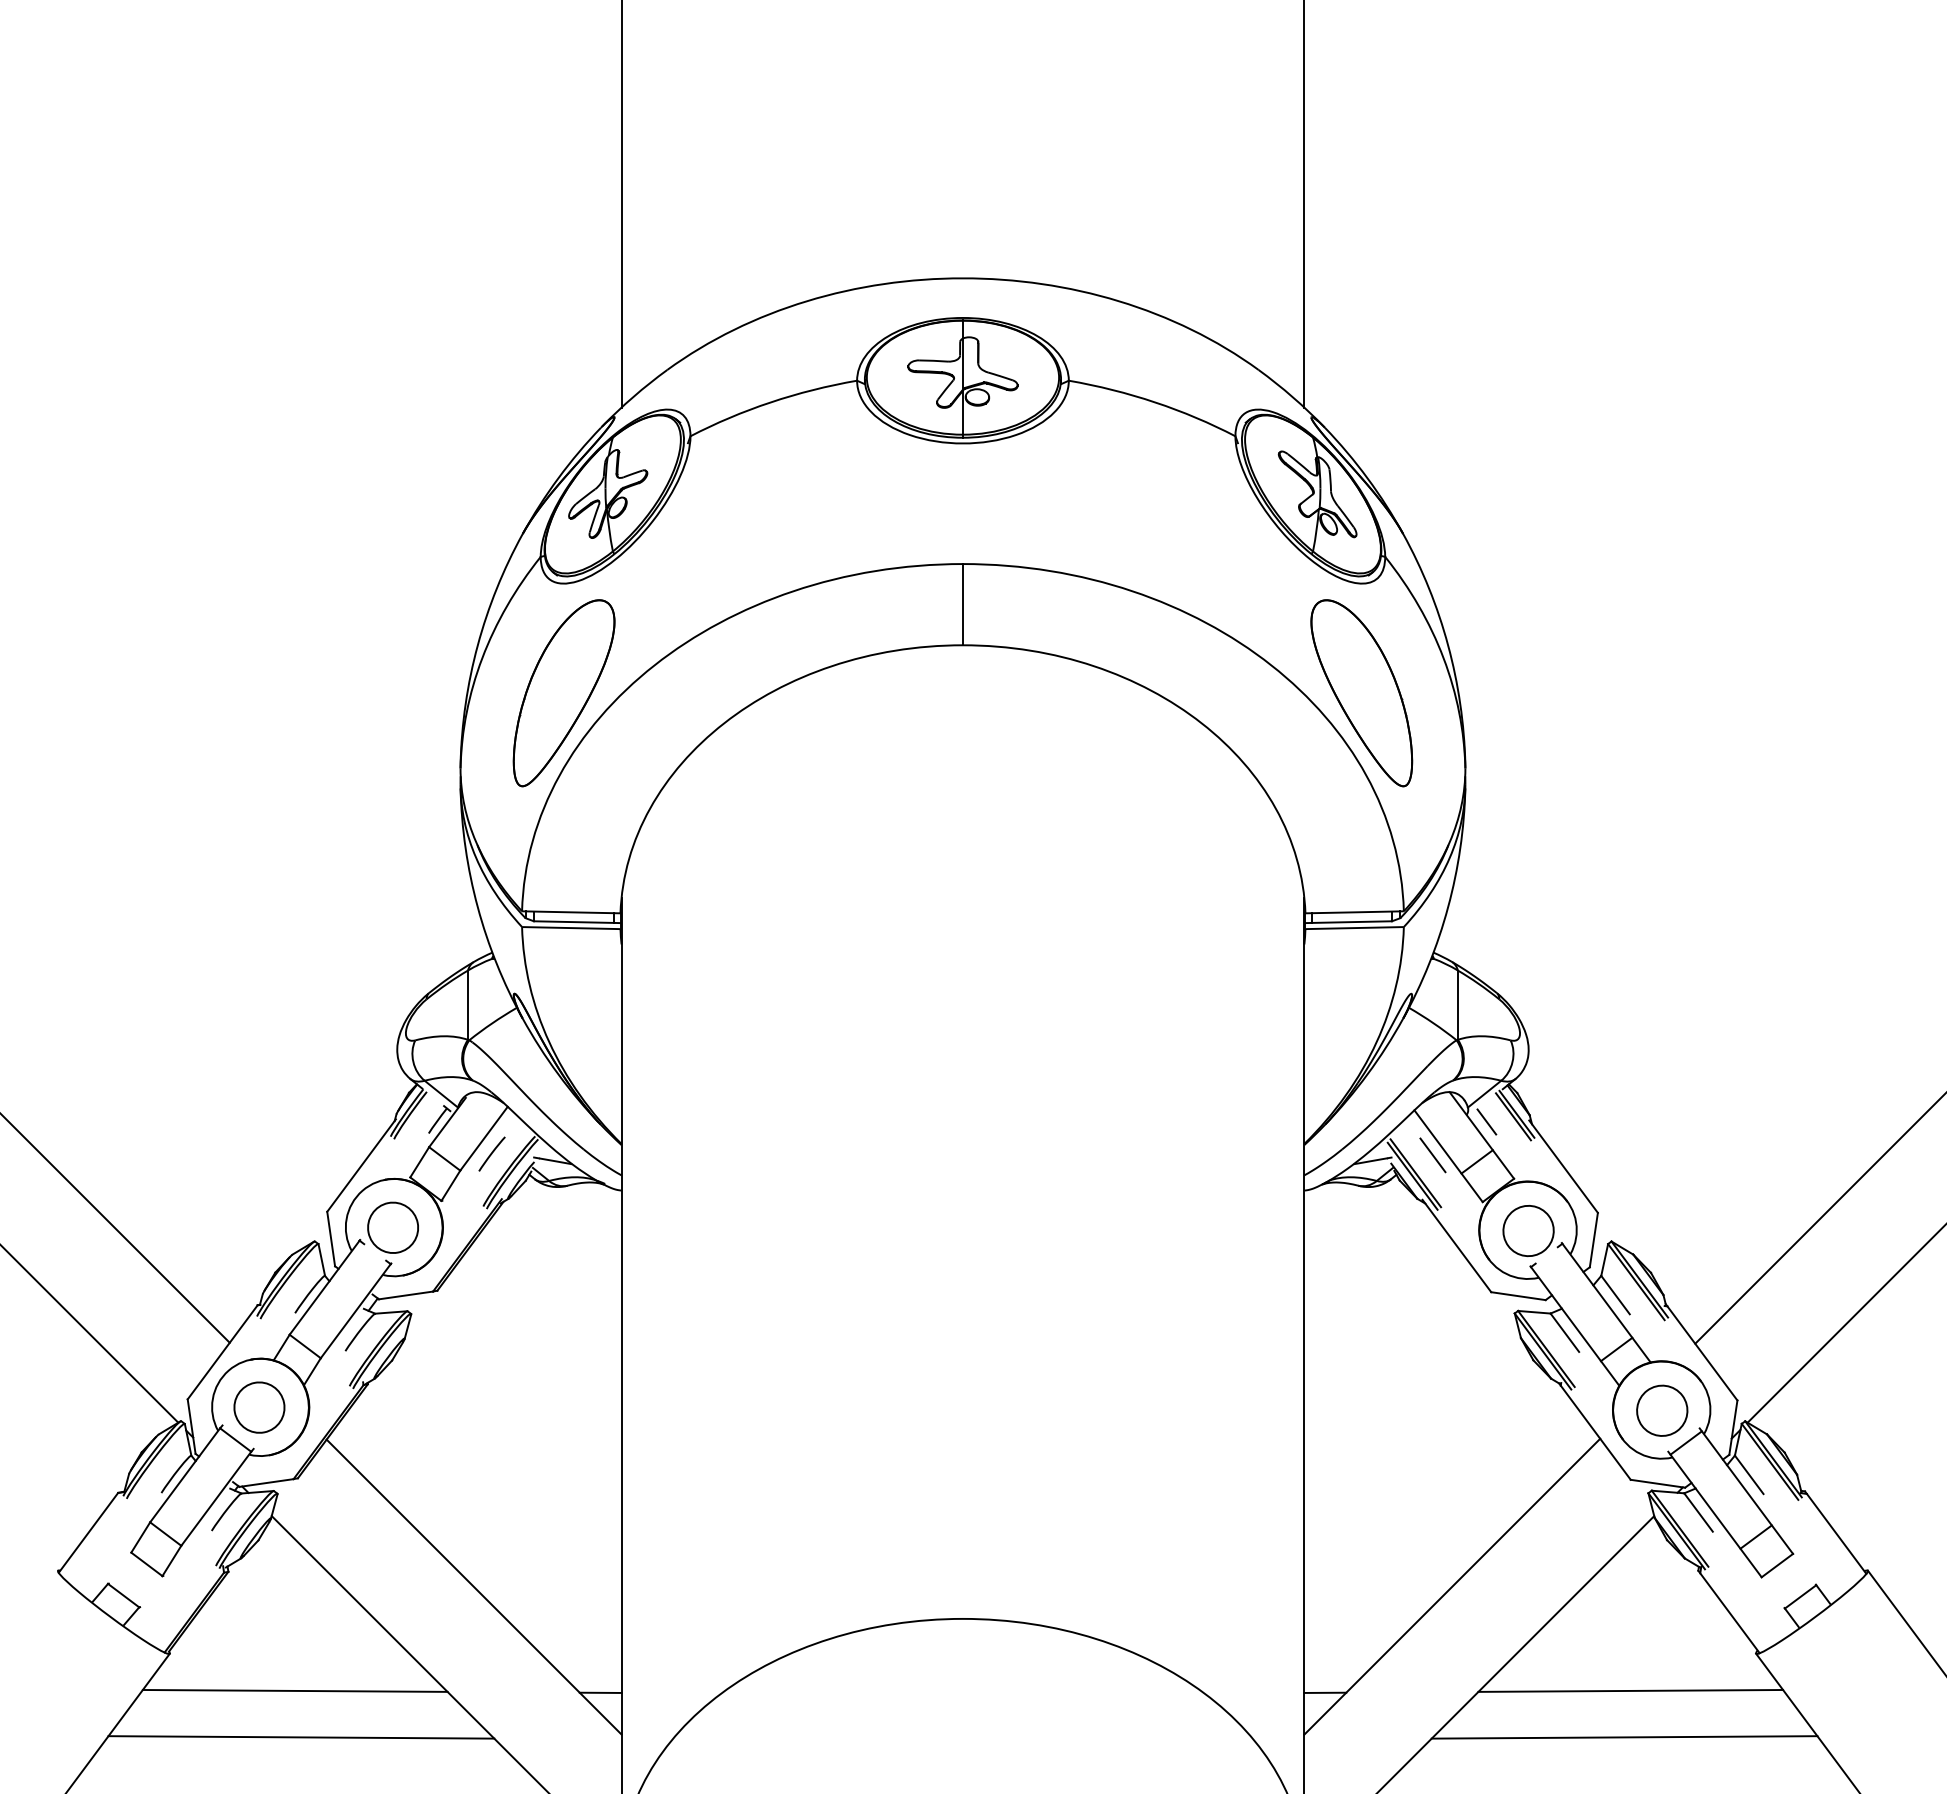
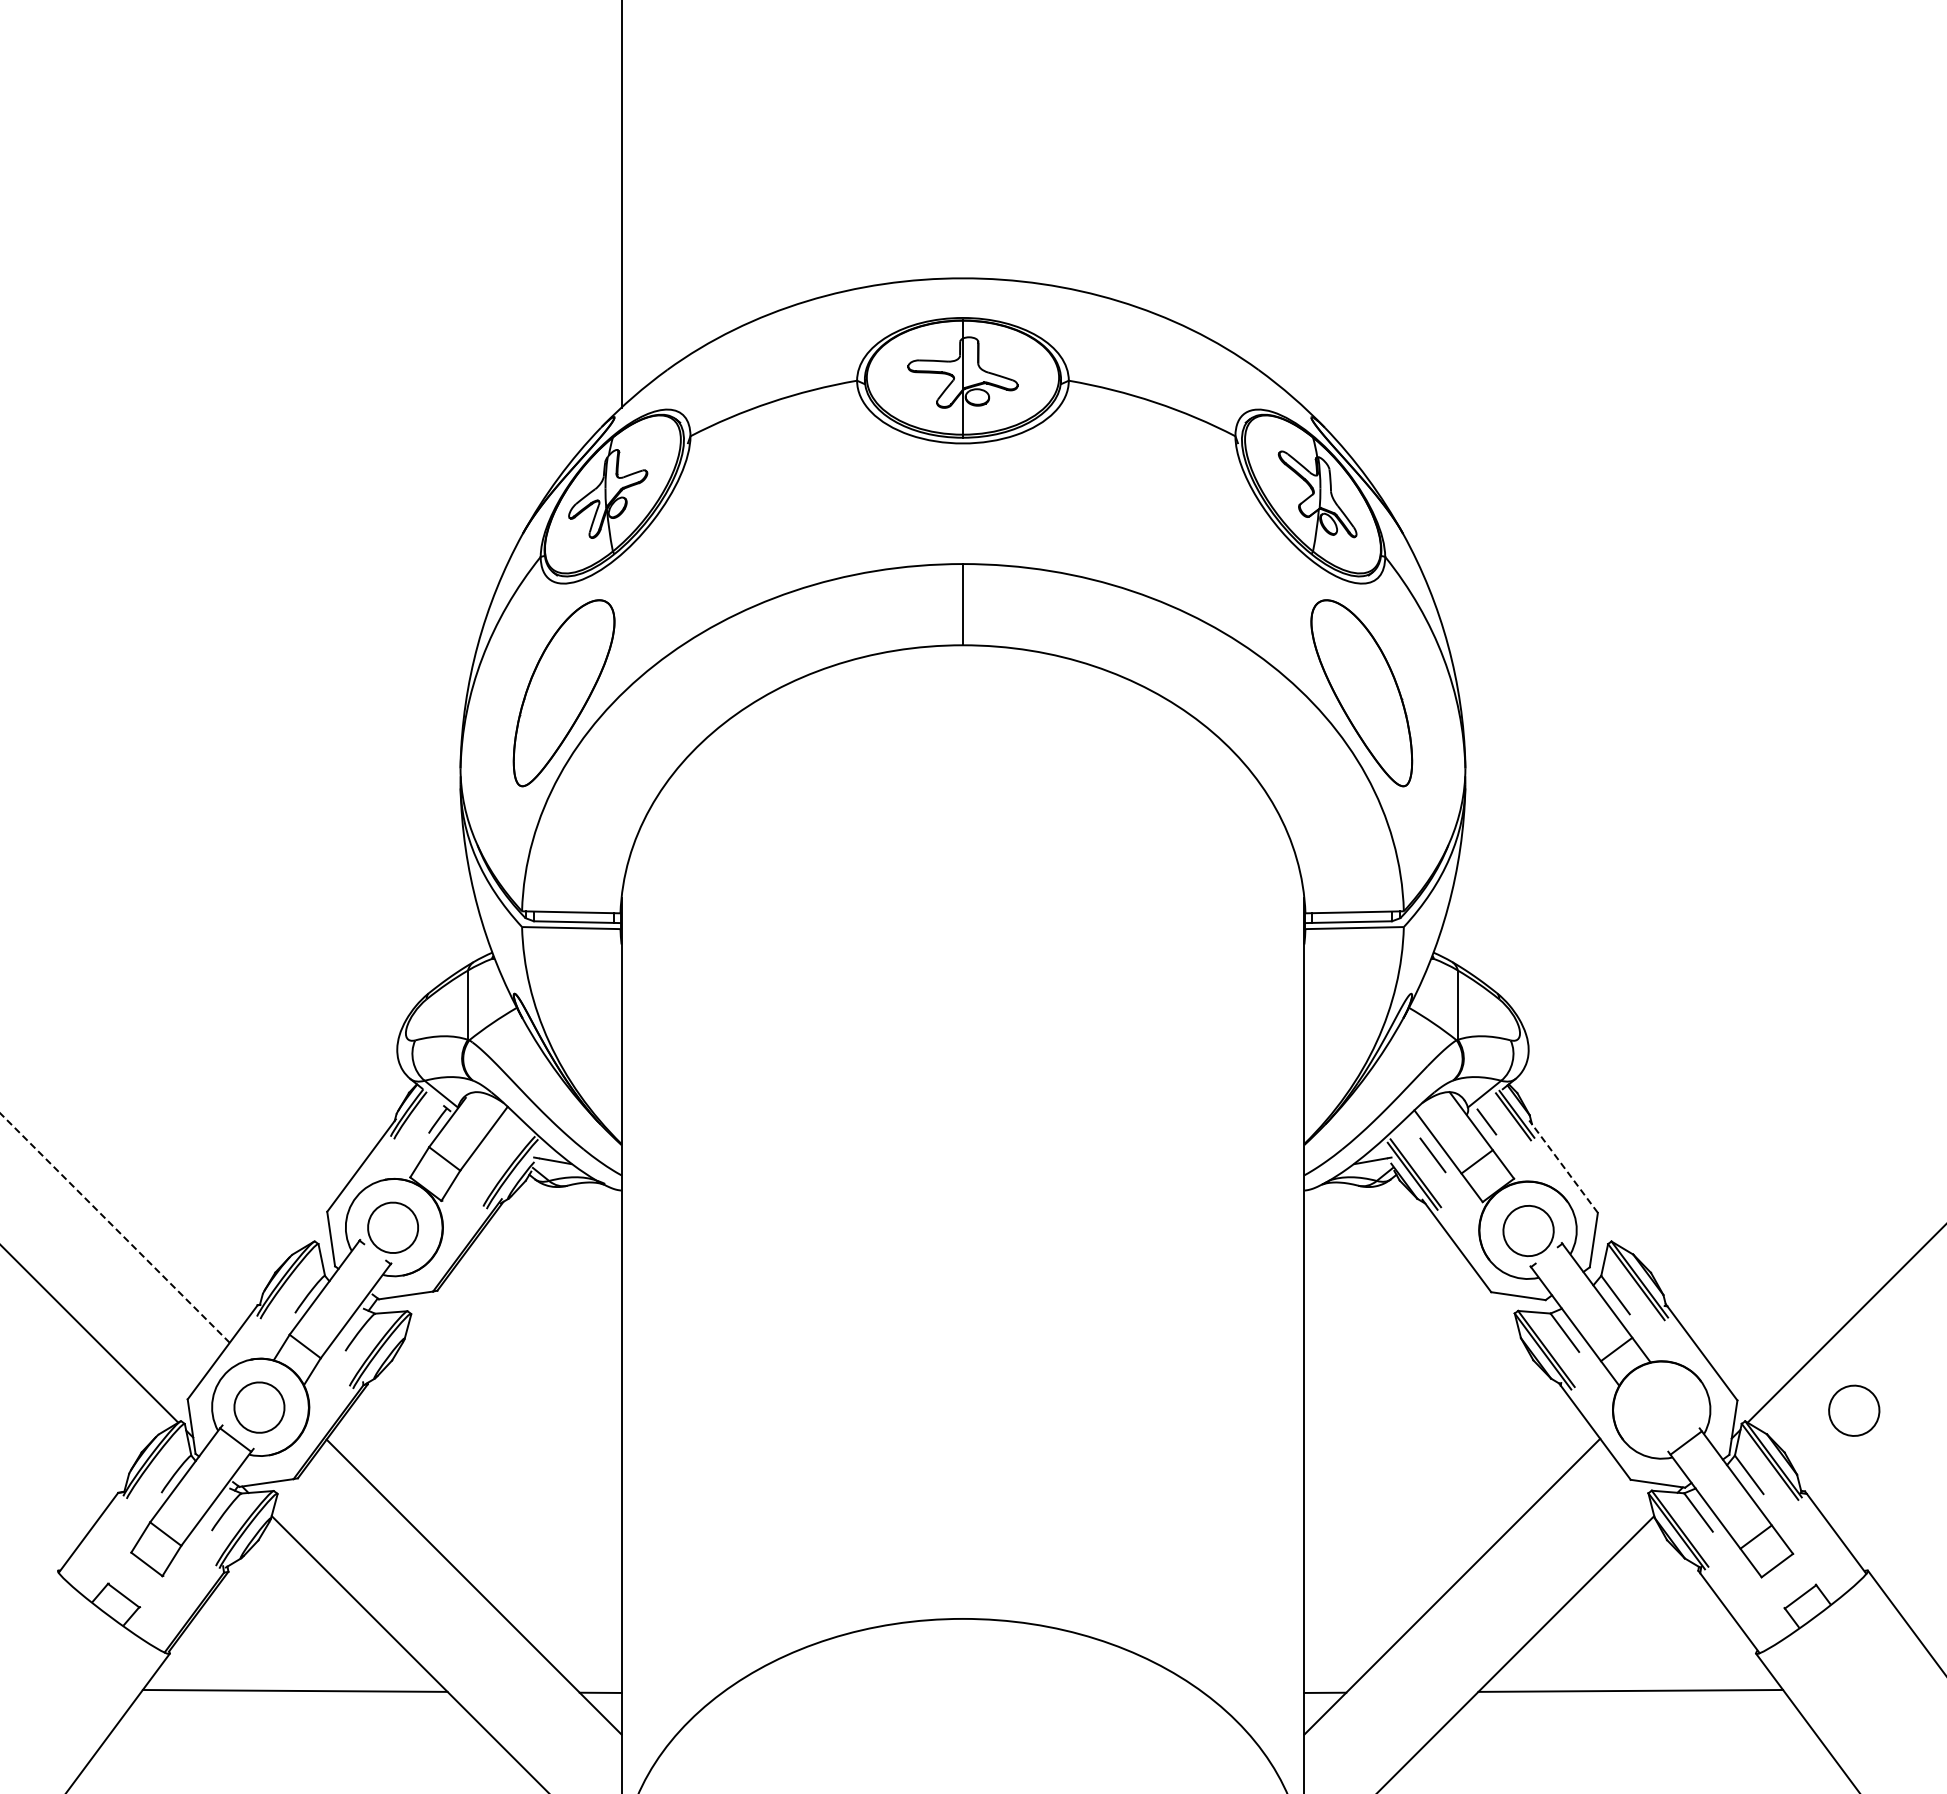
line: present -> none (1304, 204)
line: present -> none (491, 1153)
line: solid -> dashed (1563, 1166)
line: present -> none (1819, 1219)
line: solid -> dashed (114, 1227)
part position: (1662, 1410) -> (1854, 1410) (1854, 1410)
line: present -> none (301, 1737)
line: present -> none (1624, 1737)
